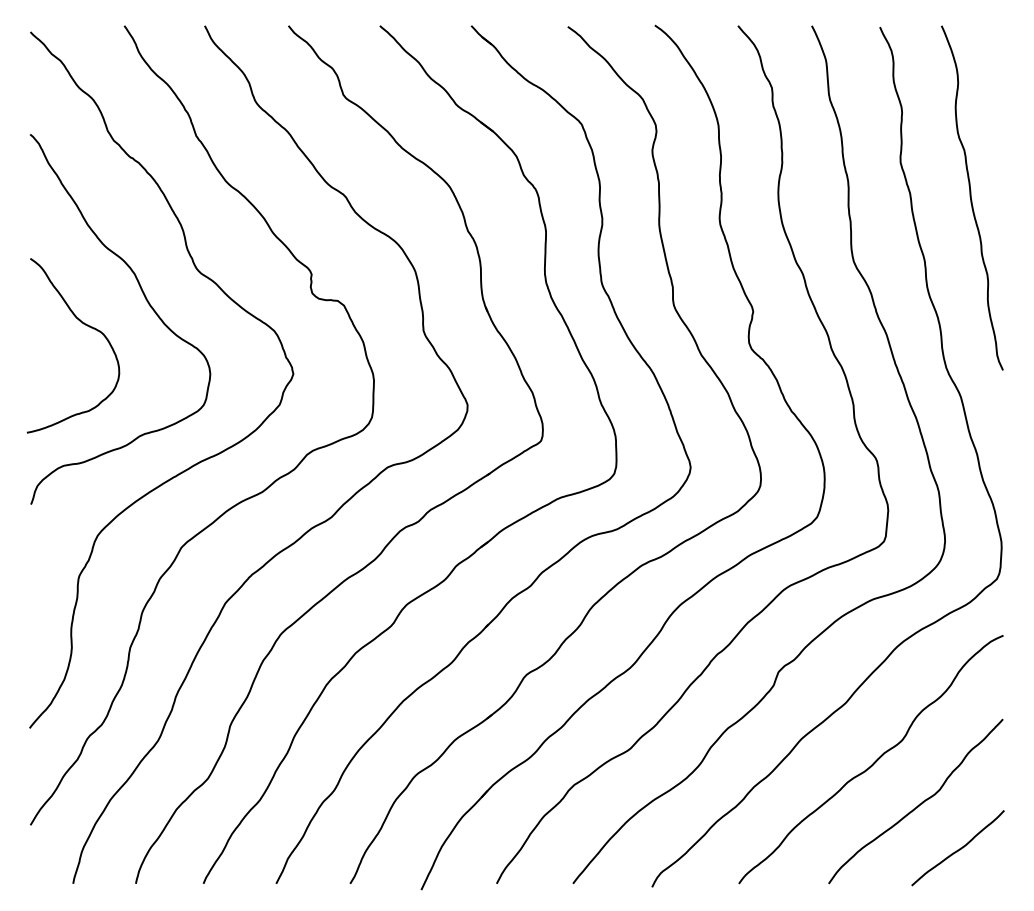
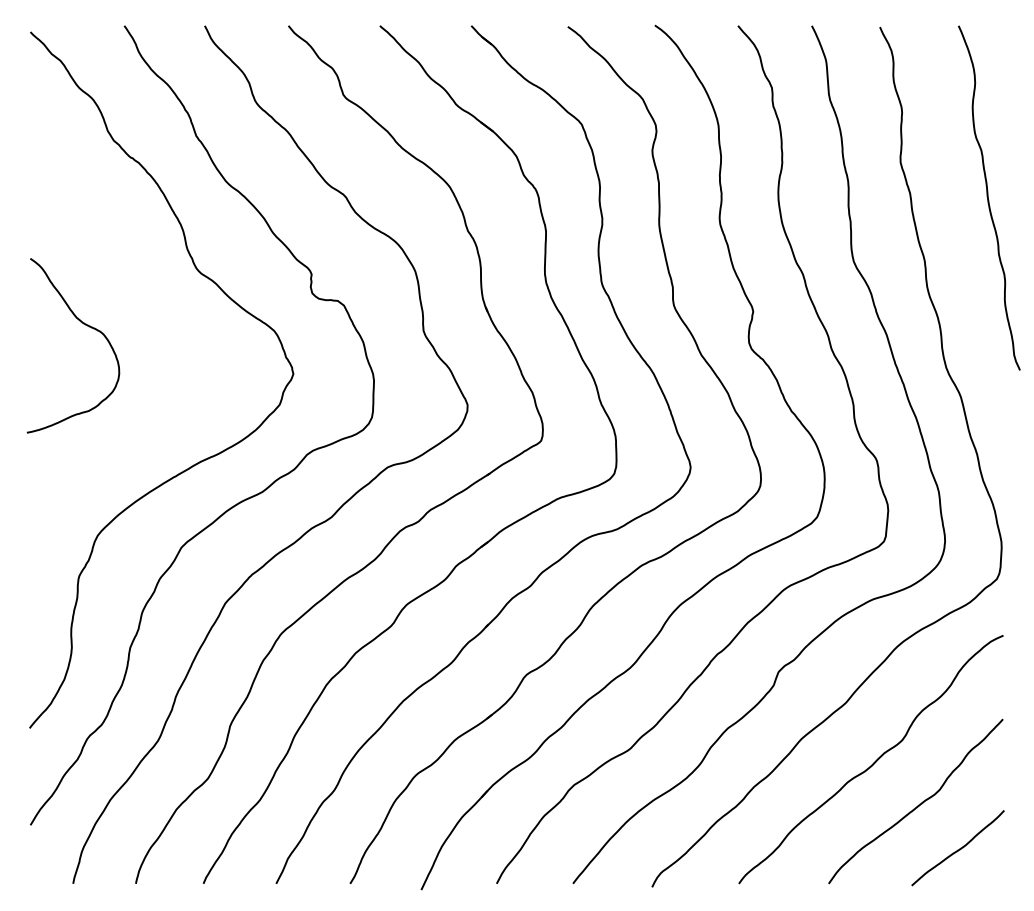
curve position: (971, 197) -> (988, 197) (988, 197)
curve: present -> none (146, 301)
